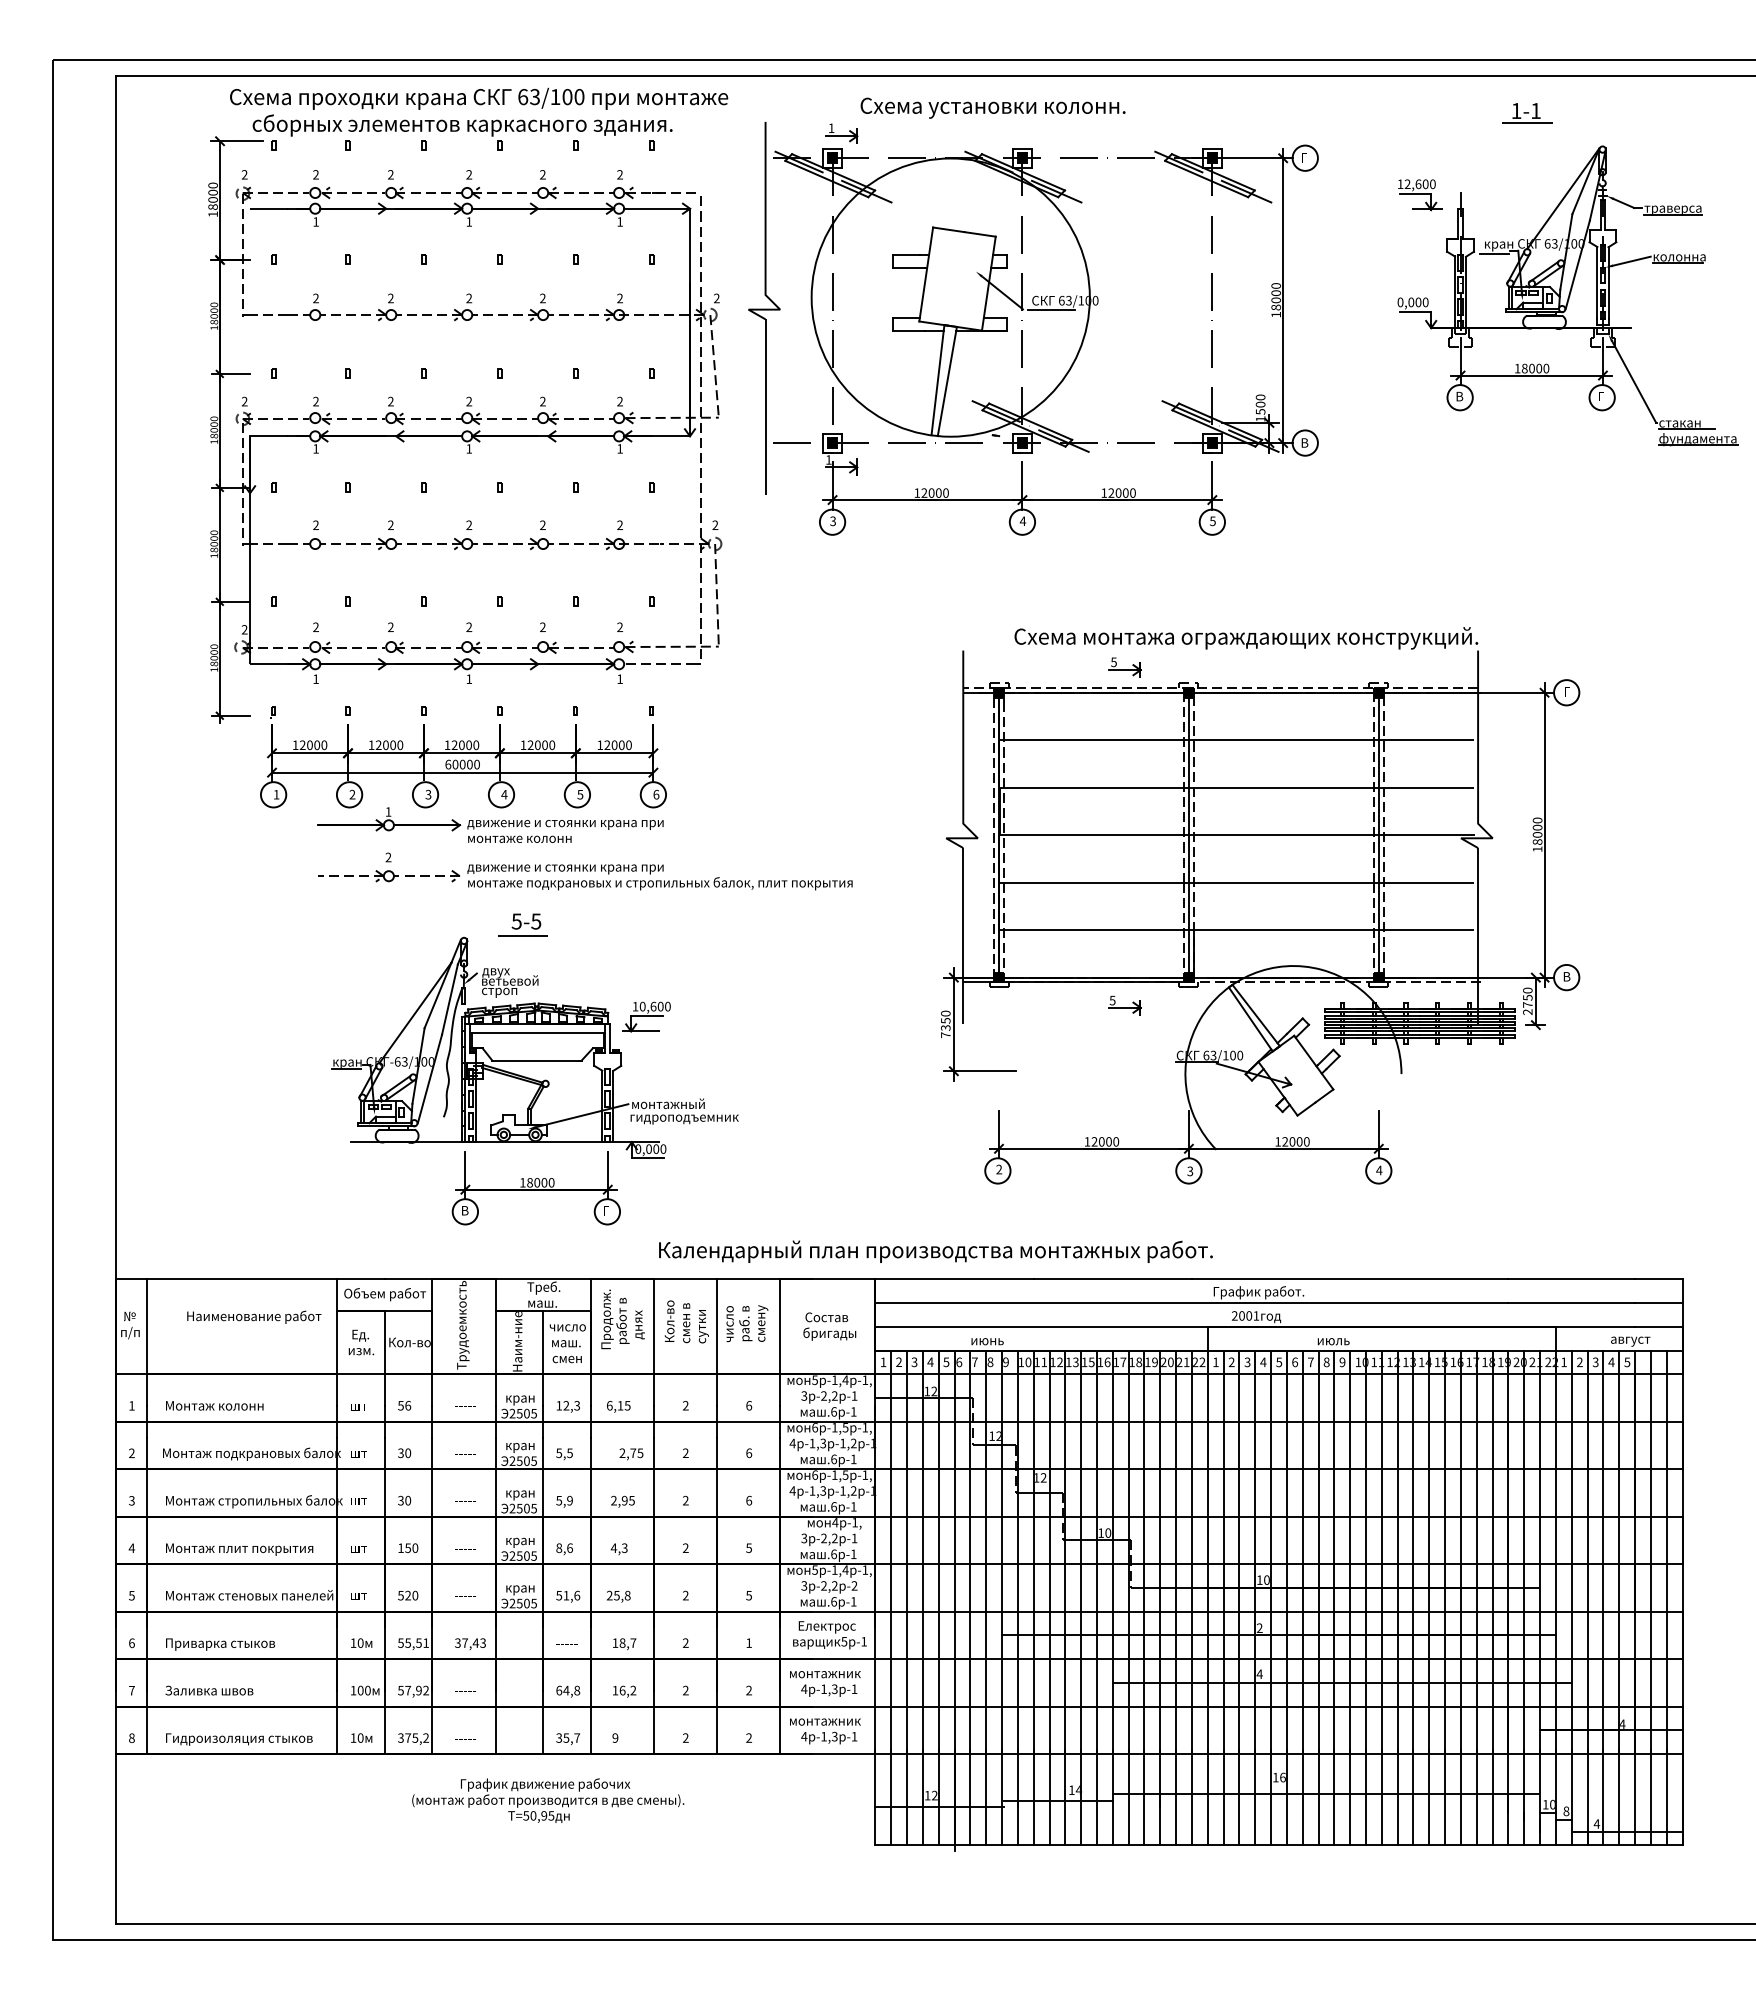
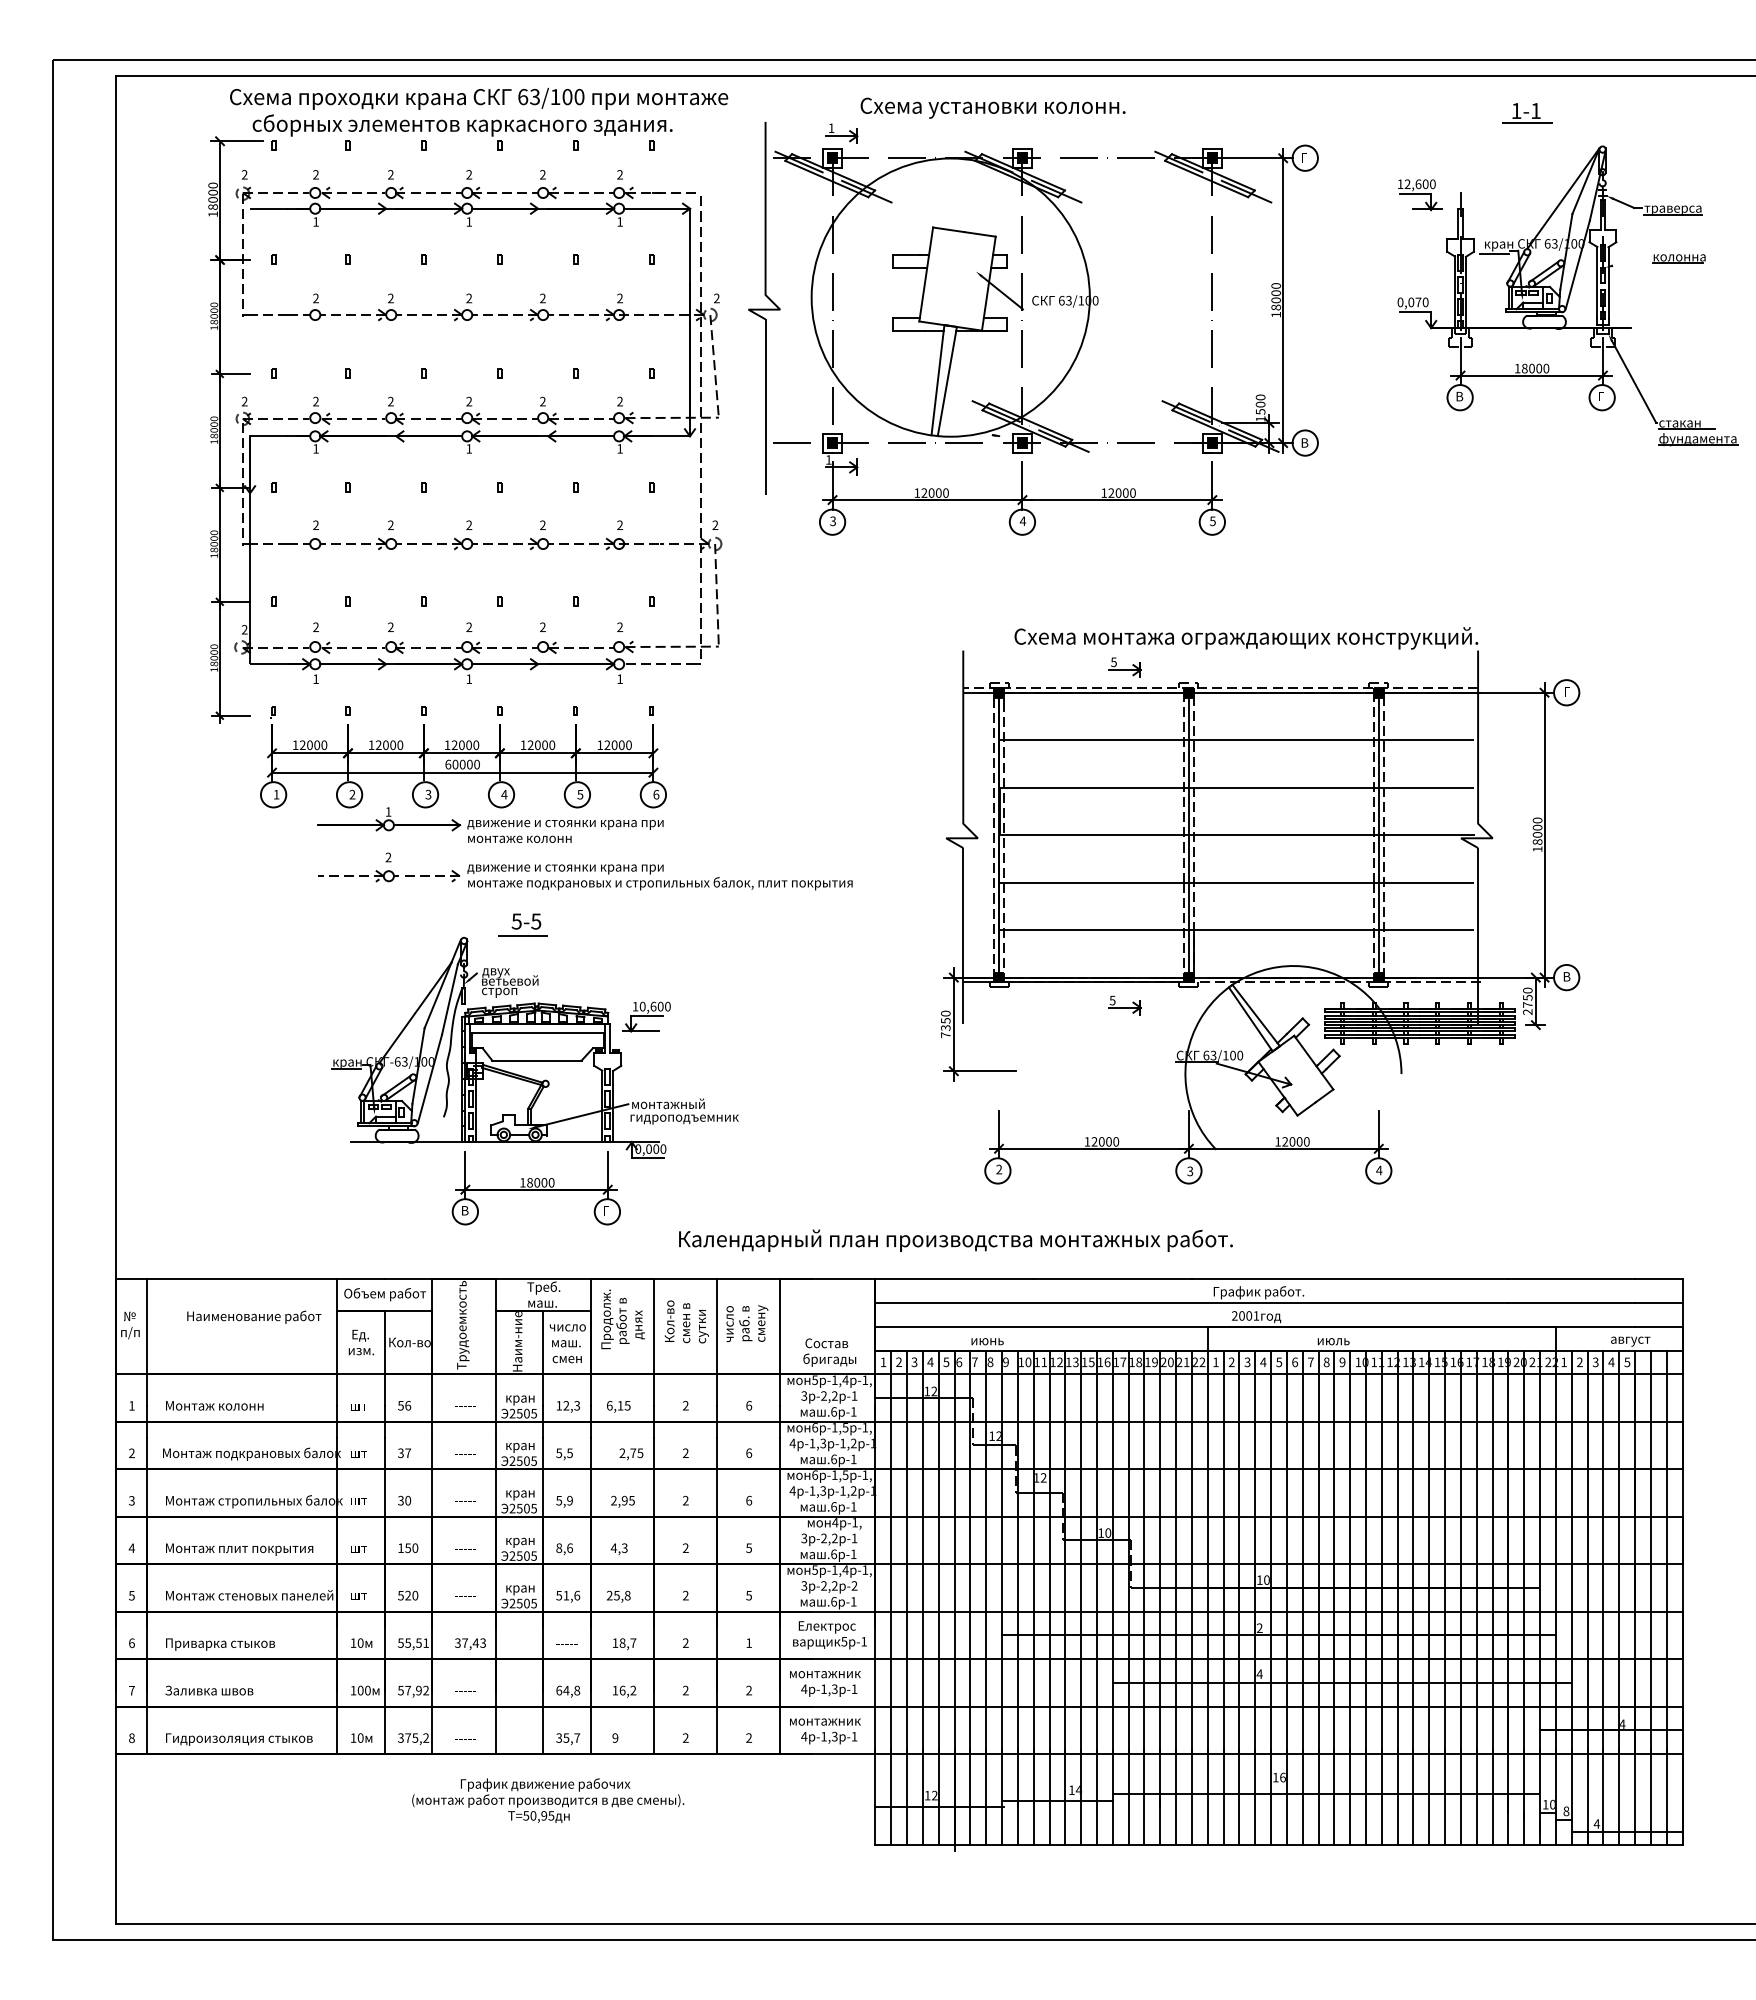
line: present -> none (1631, 260)
text: 0,000 -> 0,070 (1418, 302)
line: present -> none (1051, 309)
text position: (935, 1251) -> (955, 1240) (955, 1240)
text position: (829, 1326) -> (829, 1352) (829, 1352)
text: 30 -> 37 (408, 1453)
